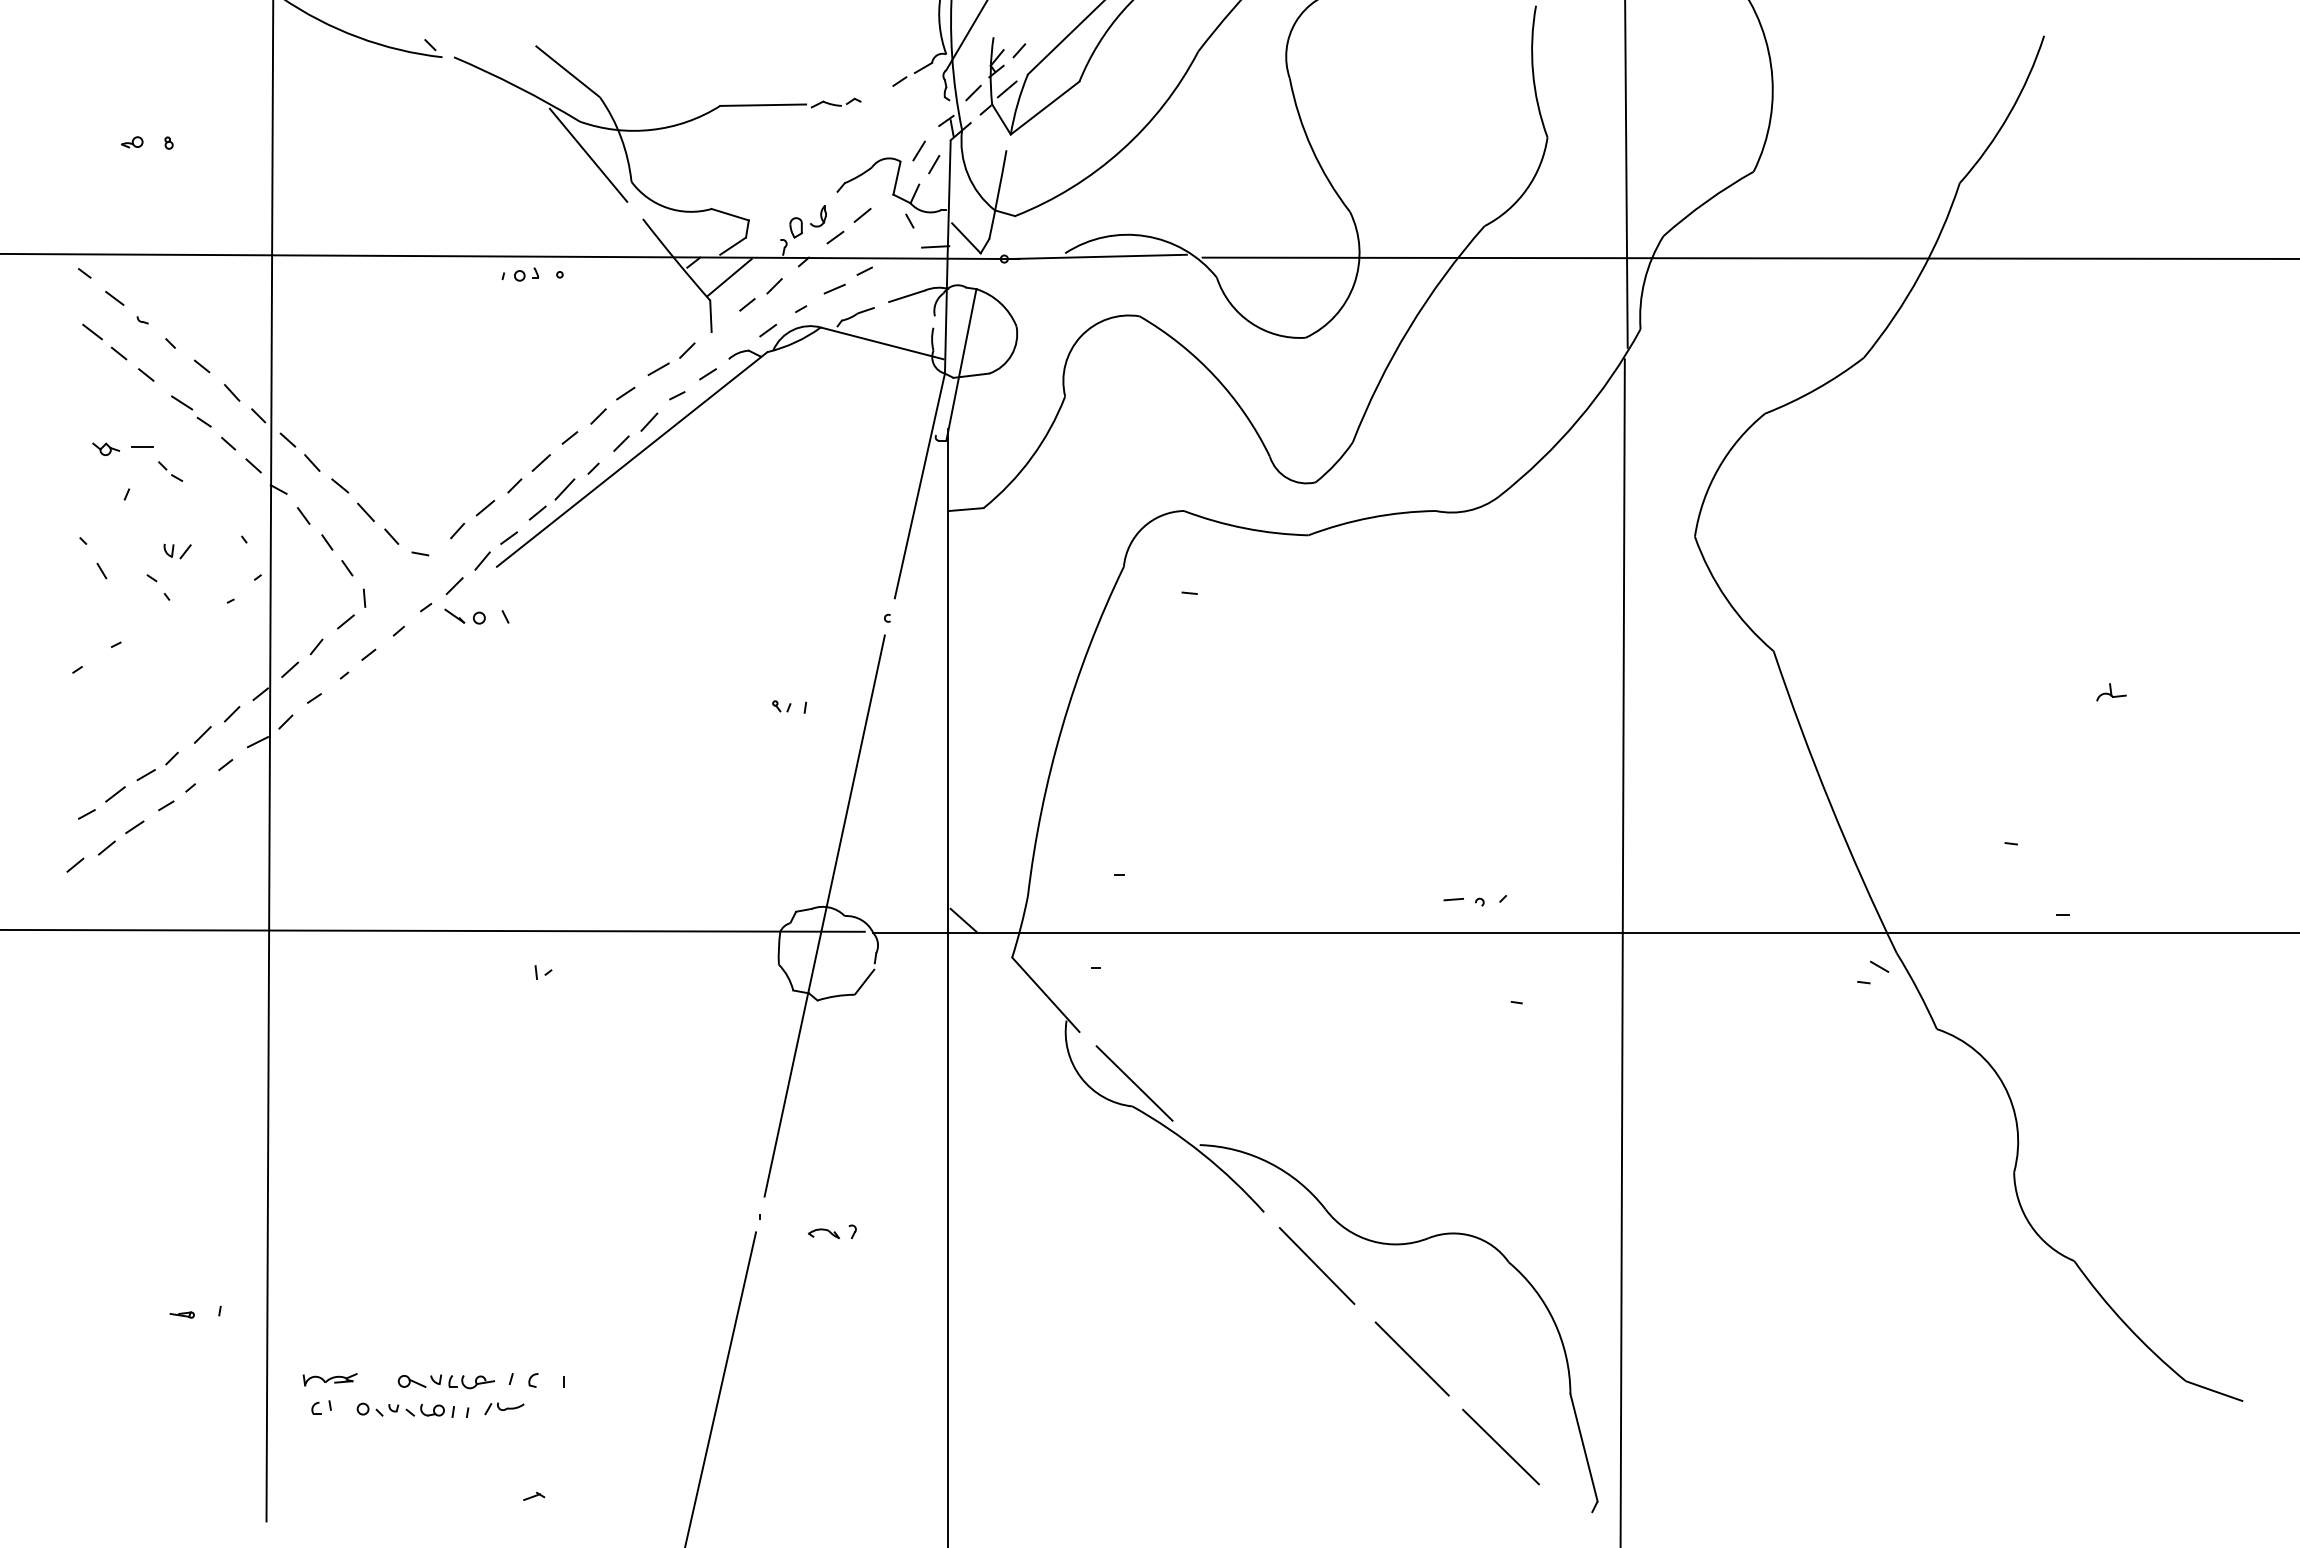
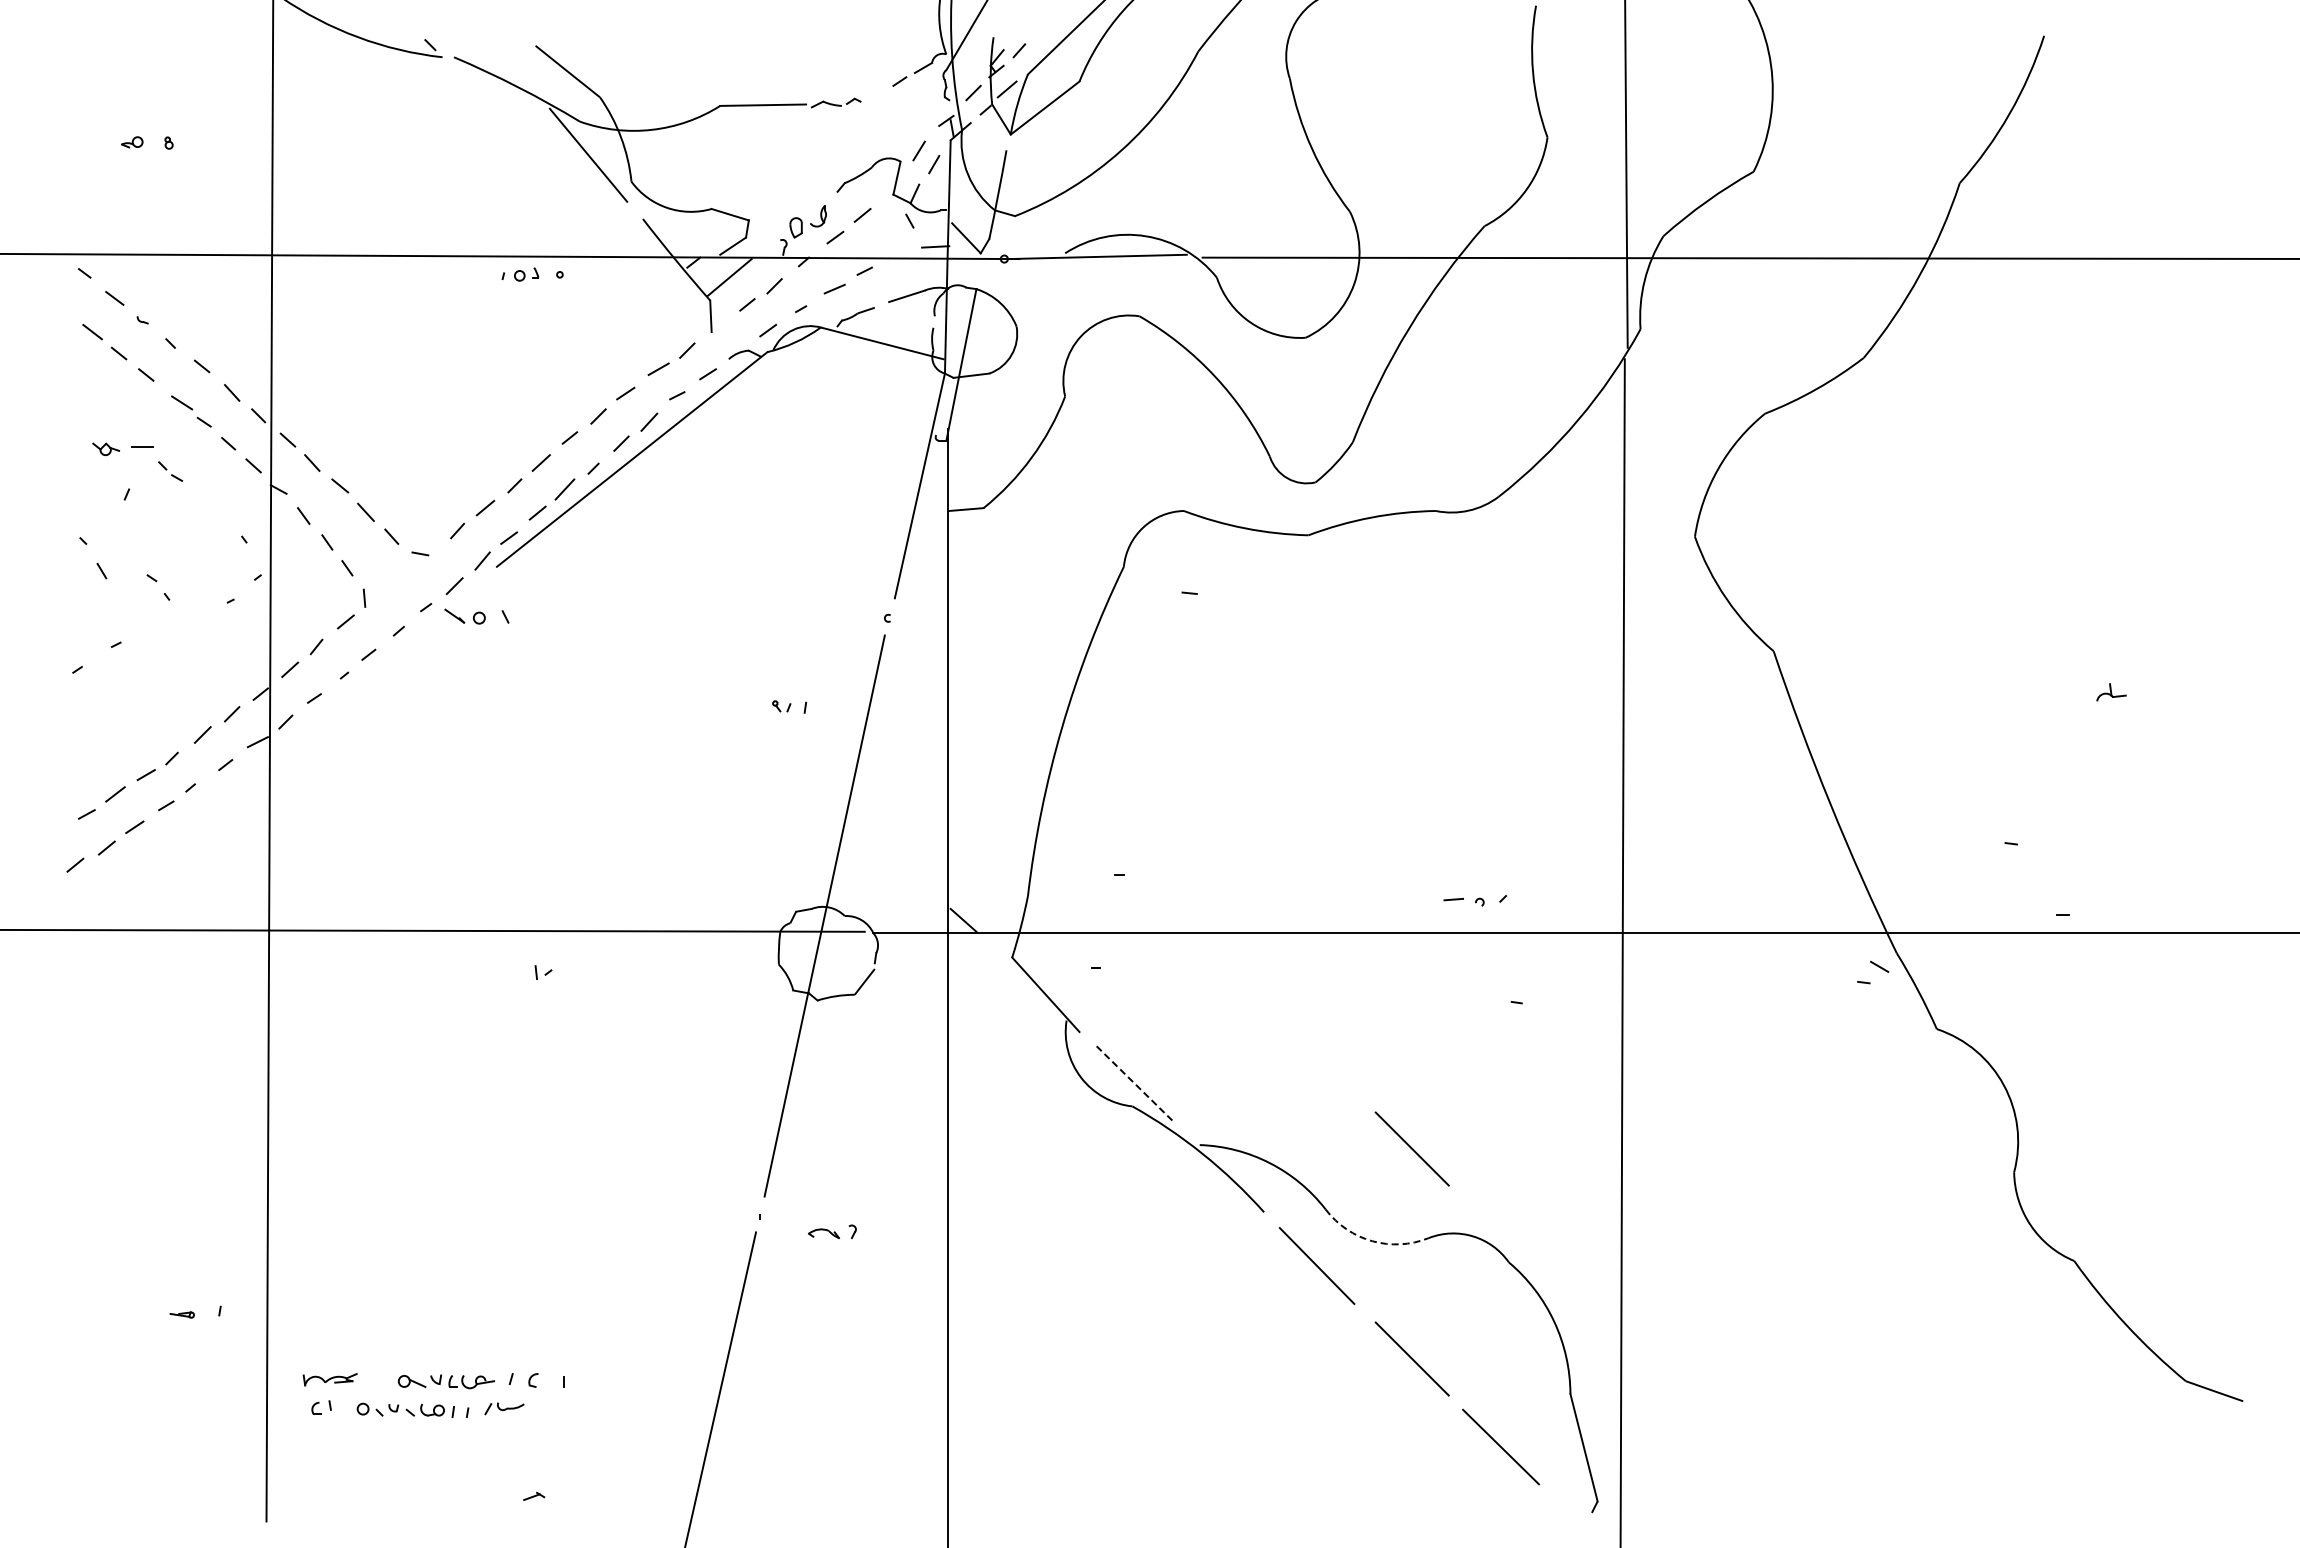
part: present -> none (177, 551)
line: solid -> dashed (1134, 1083)
line: none -> present (1411, 1148)
arc: solid -> dashed (1372, 1241)
